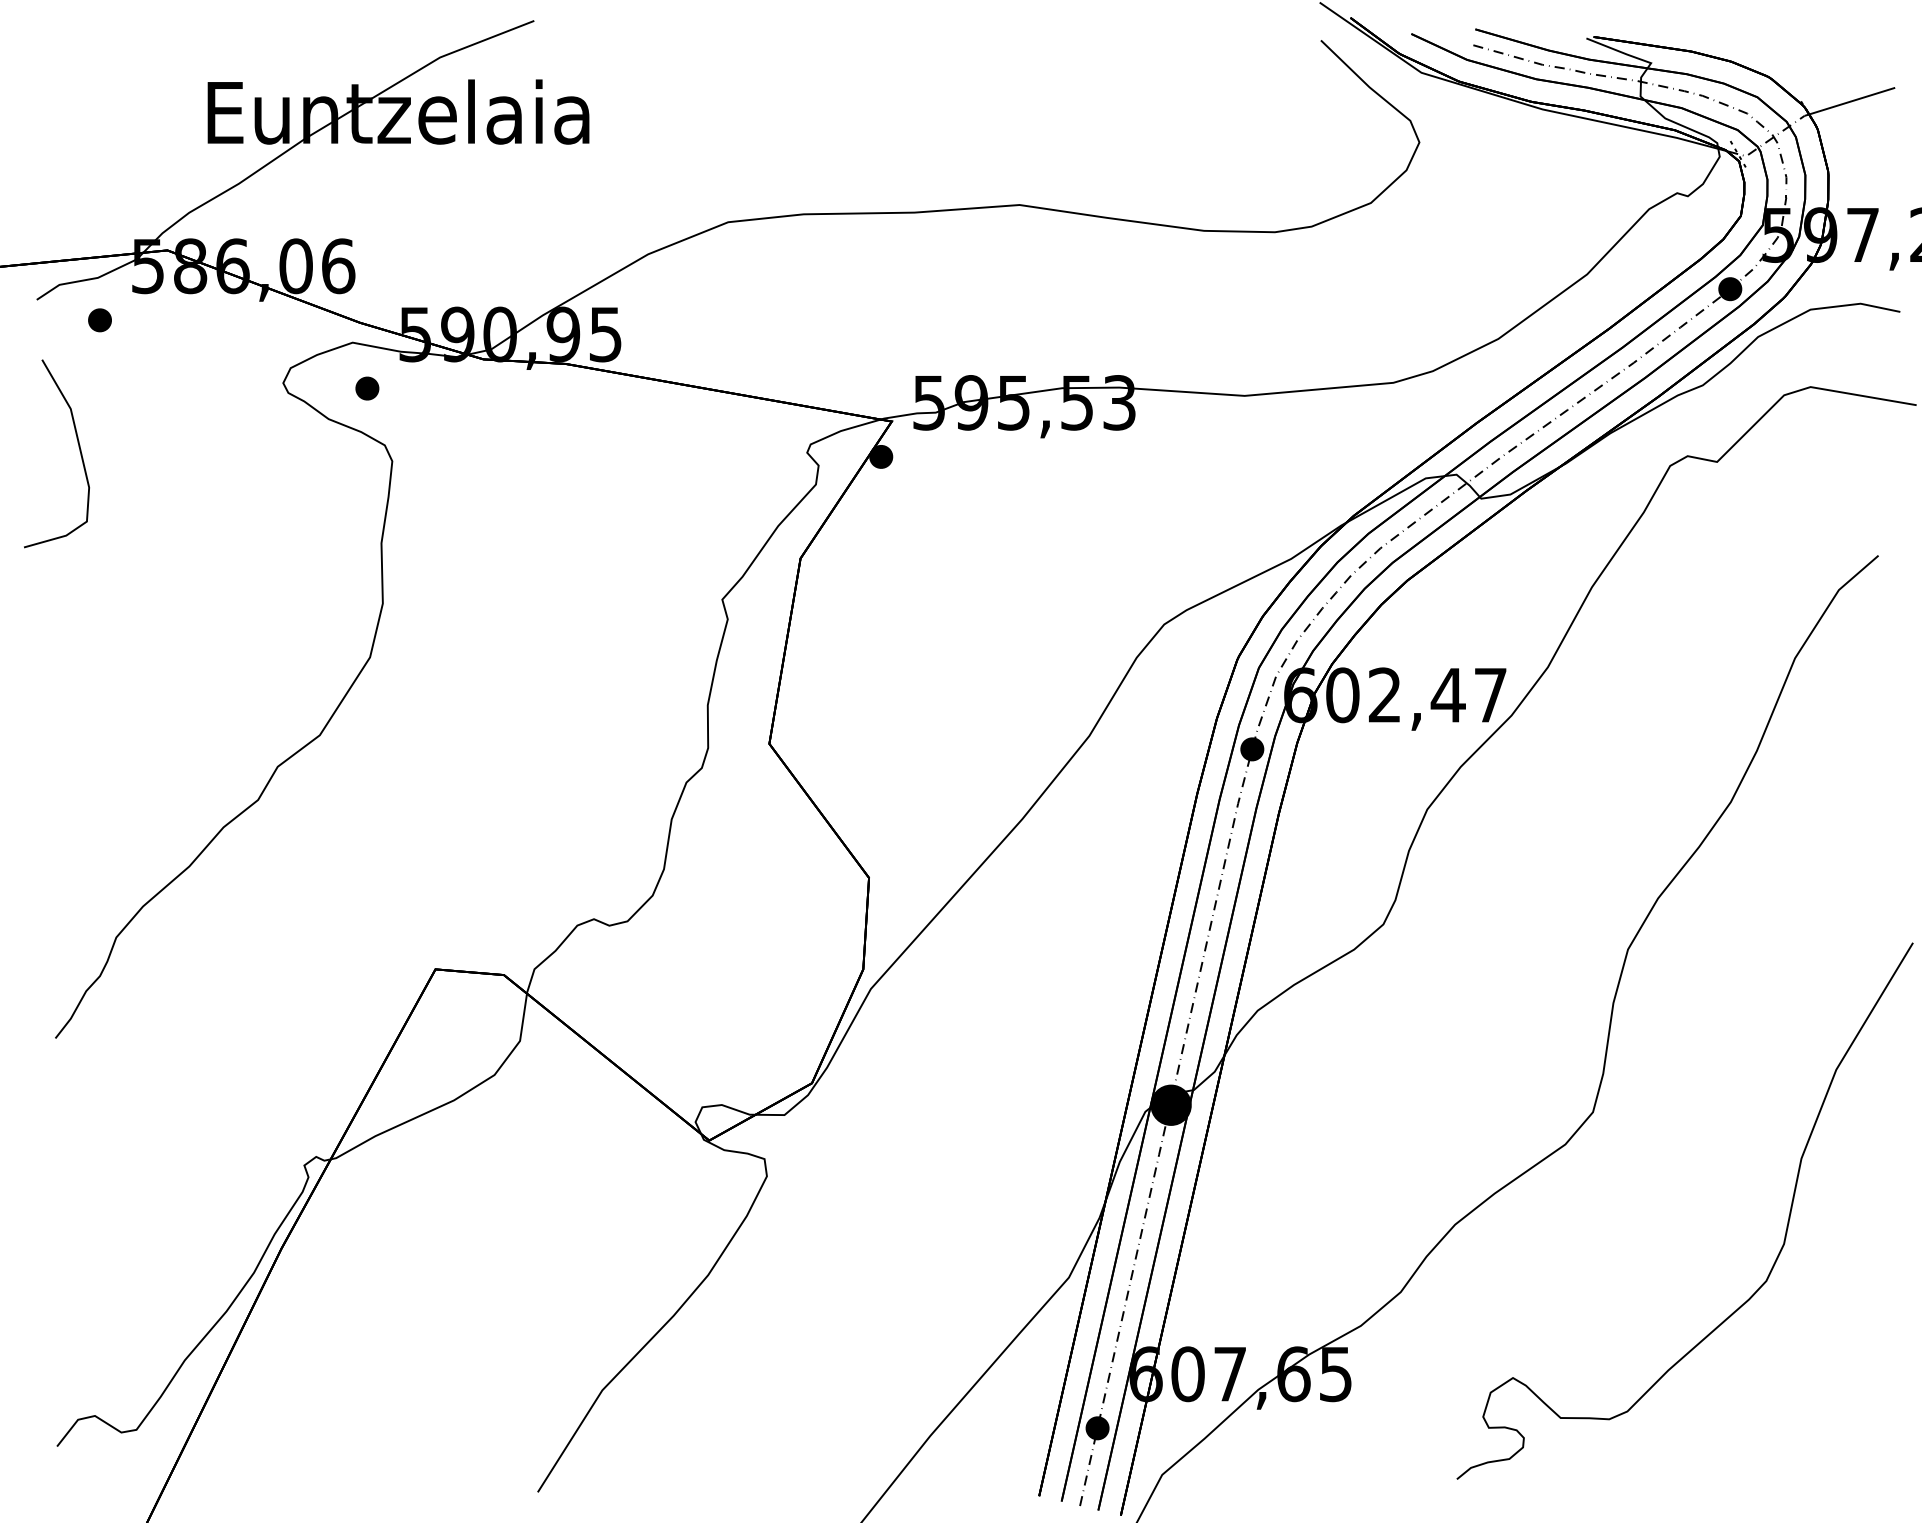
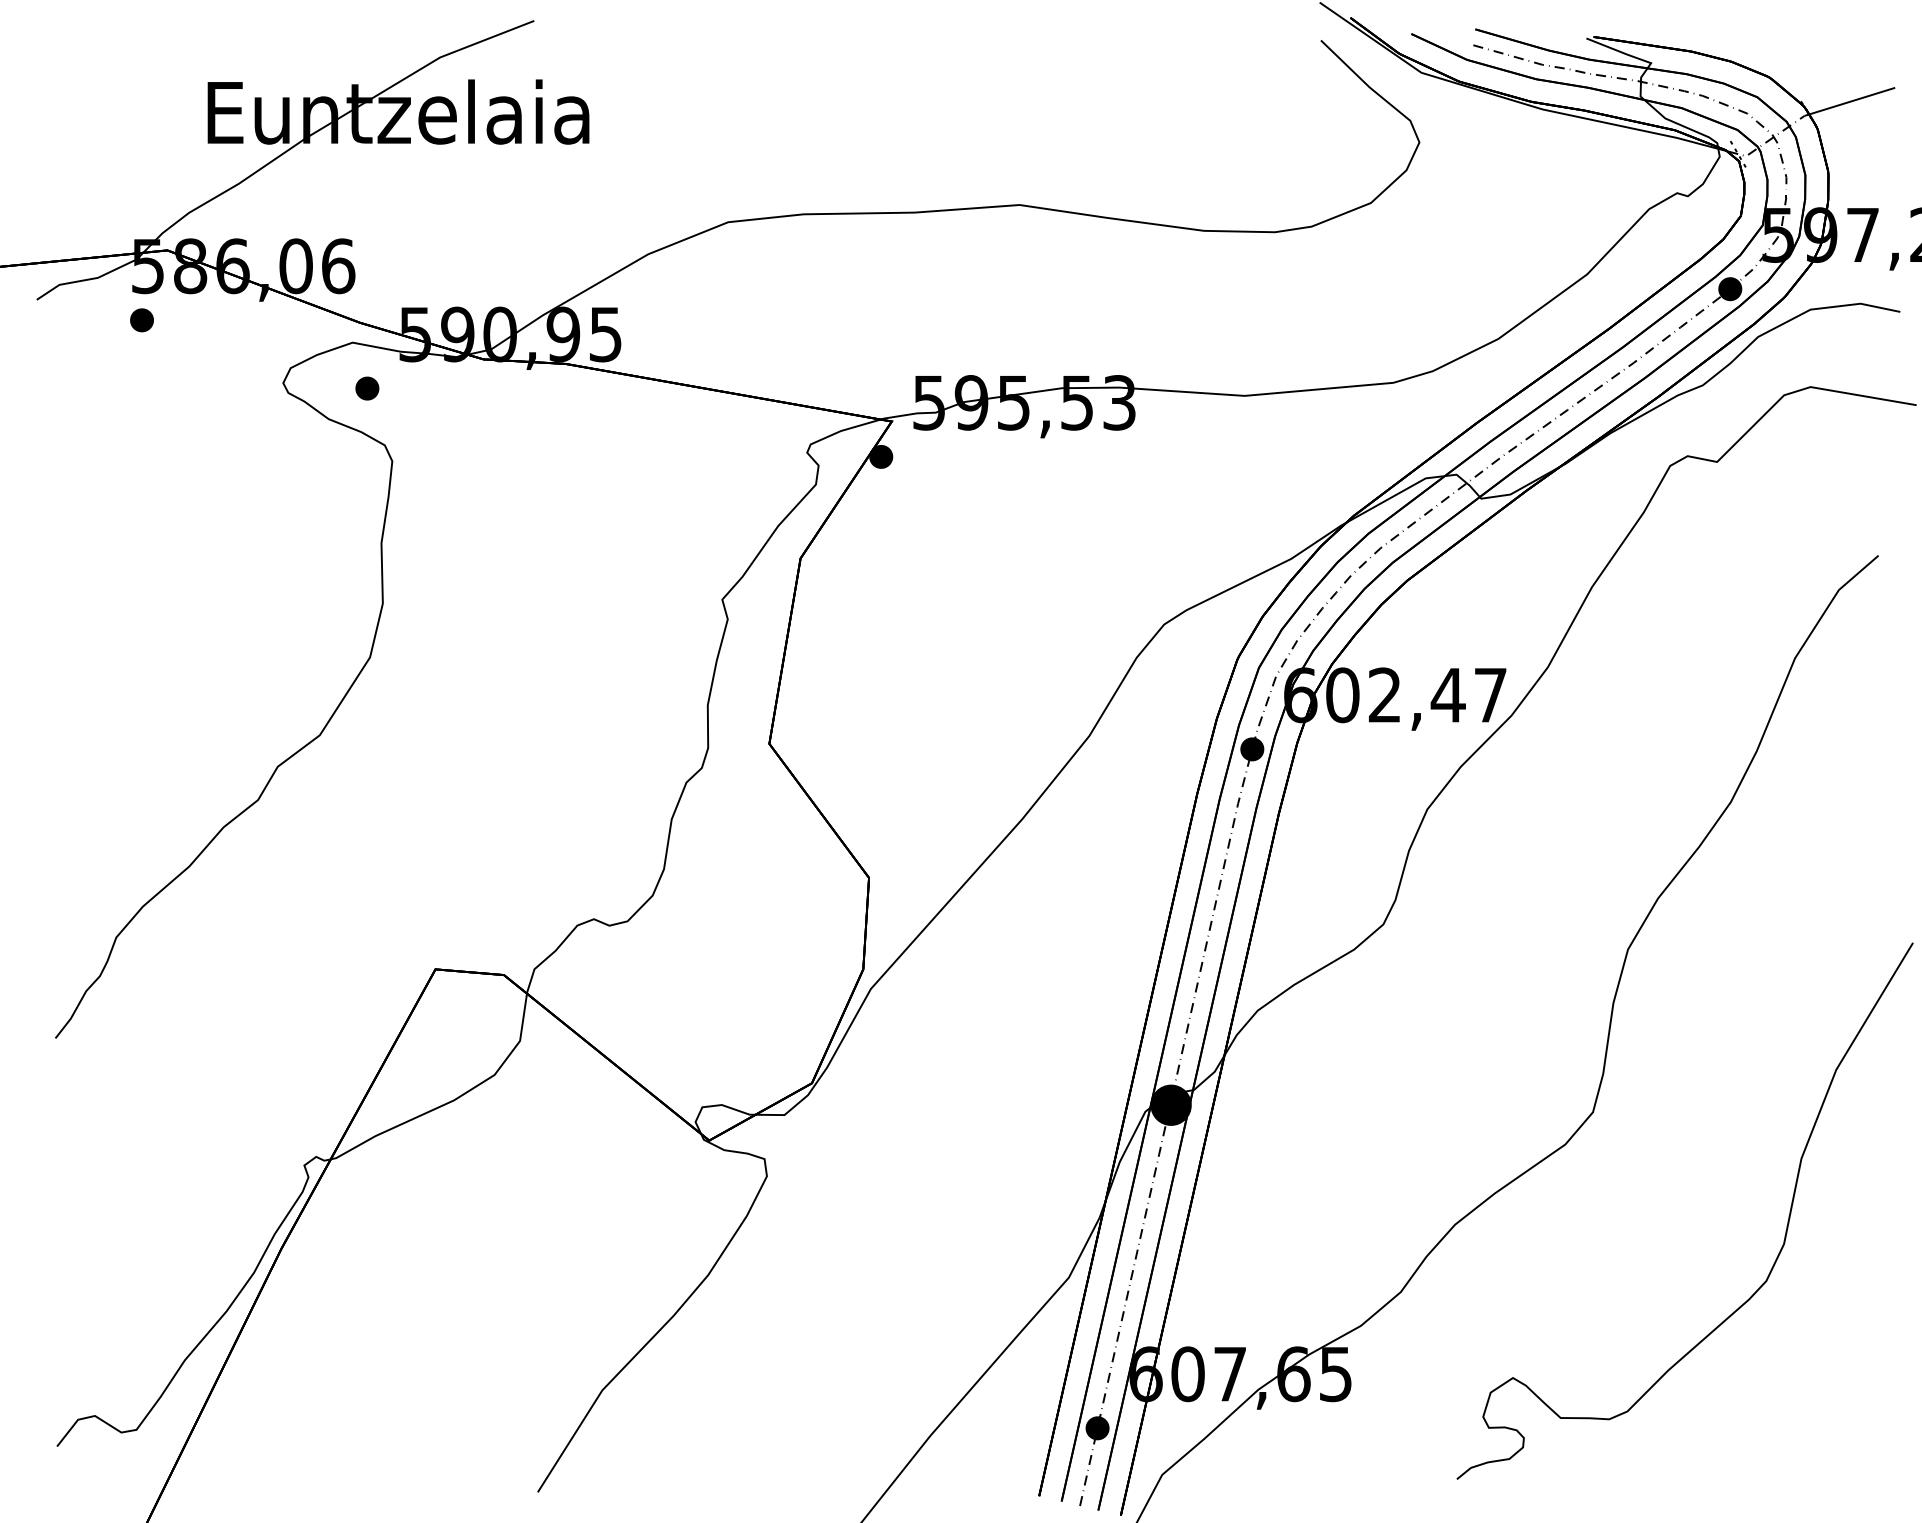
part position: (99, 320) -> (141, 320) (141, 320)
curve: present -> none (78, 447)
